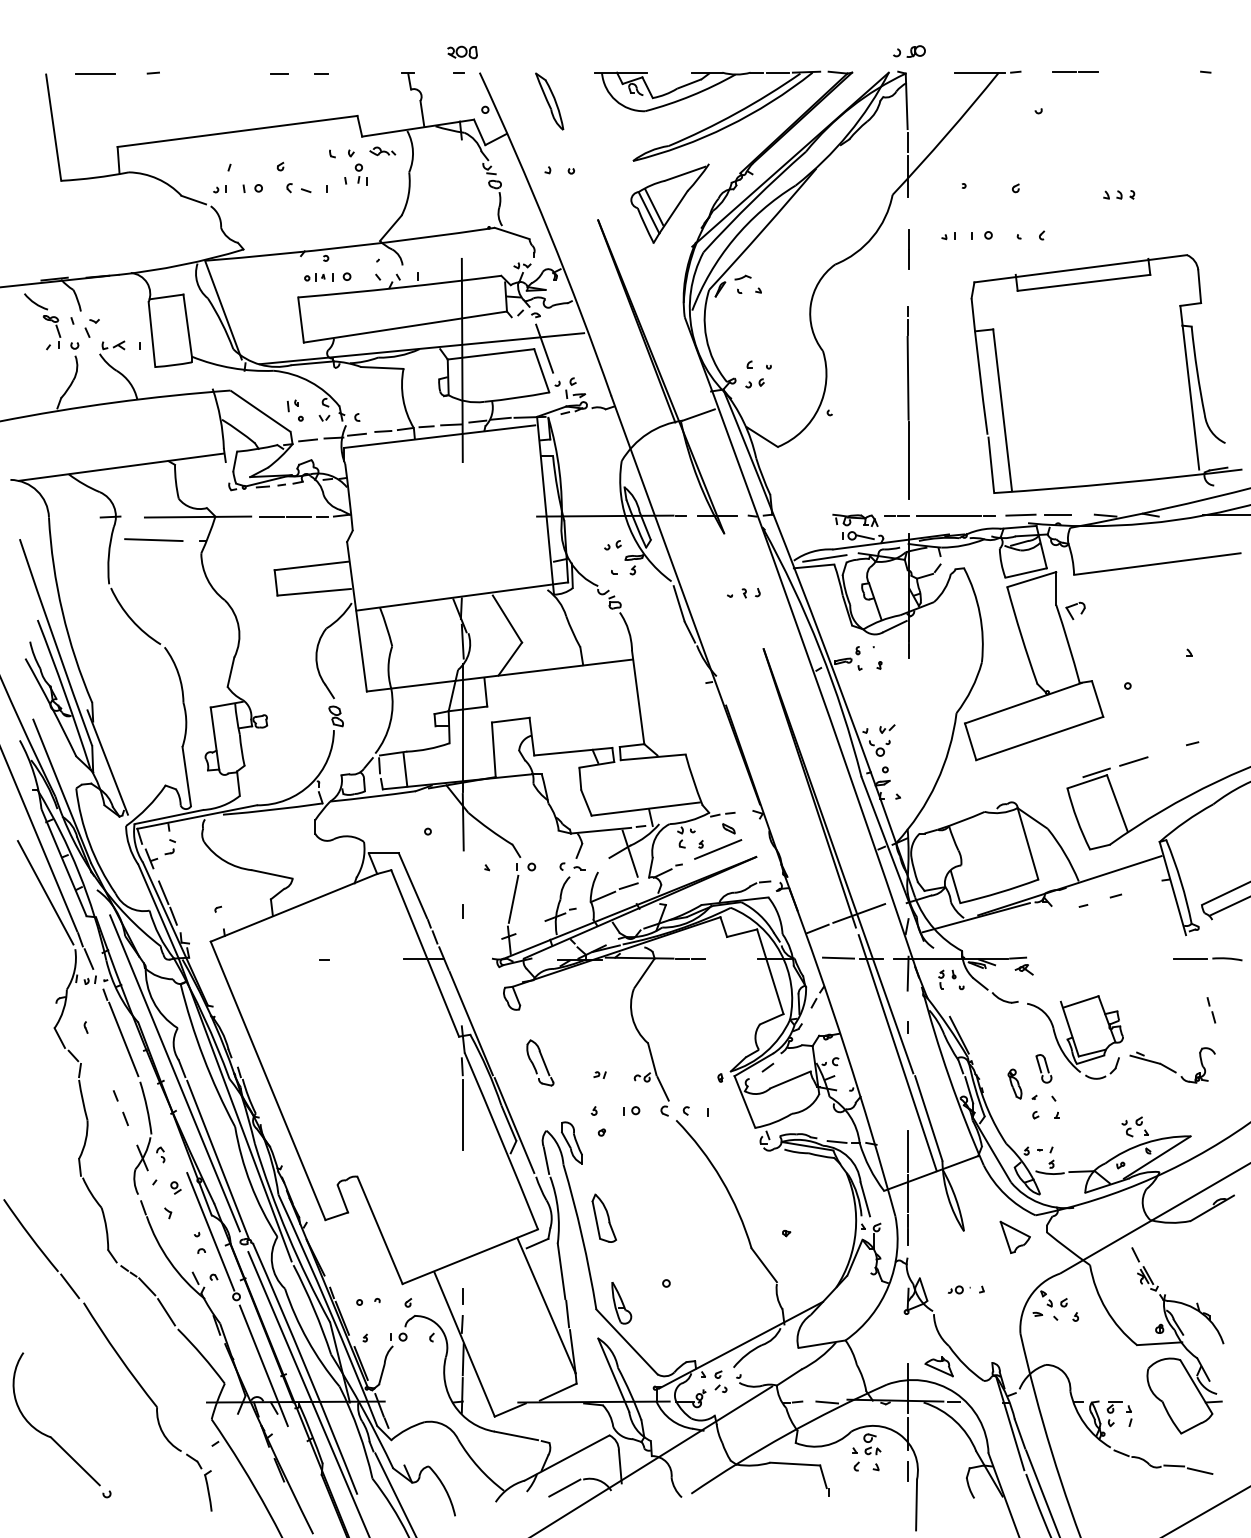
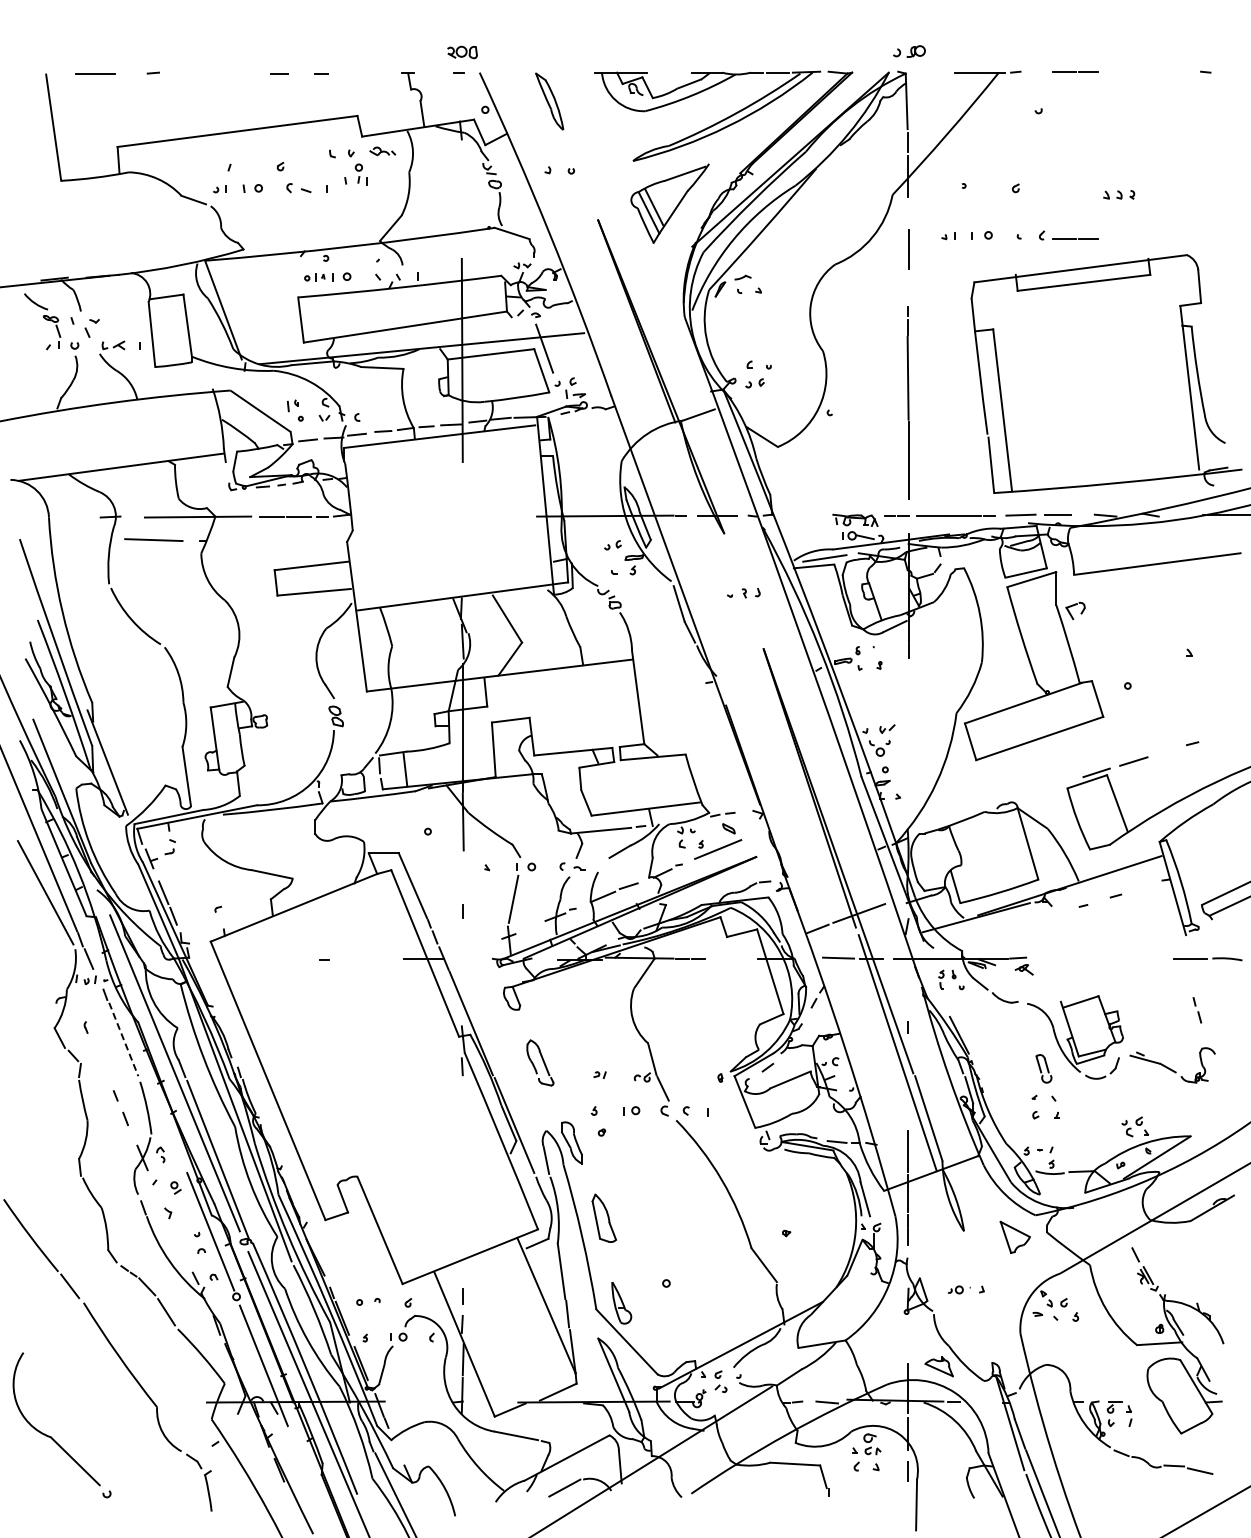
line: none -> present (1075, 238)
line: present -> none (629, 853)
line: present -> none (907, 973)
part position: (1211, 1010) -> (1197, 1010) (1197, 1010)
line: solid -> dashed (123, 1039)
part: present -> none (1014, 1083)
line: present -> none (462, 1114)
